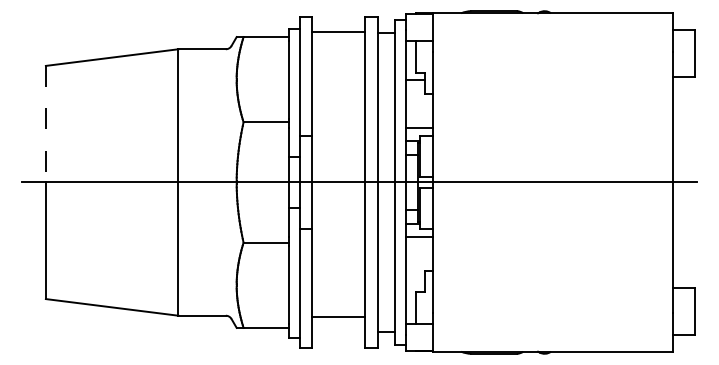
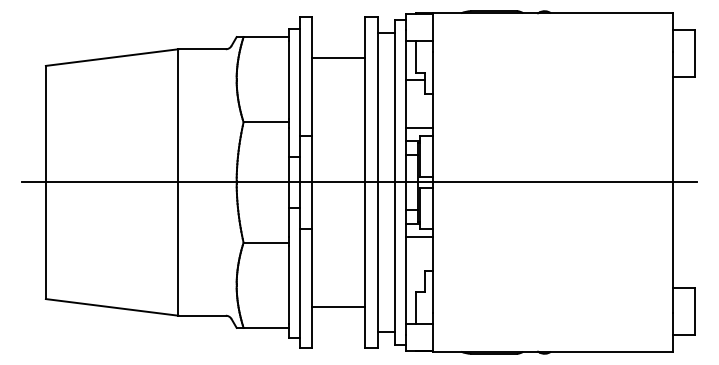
line position: (338, 31) -> (338, 57) (338, 57)
line: dashed -> solid (45, 124)
line position: (338, 317) -> (338, 307) (338, 307)
